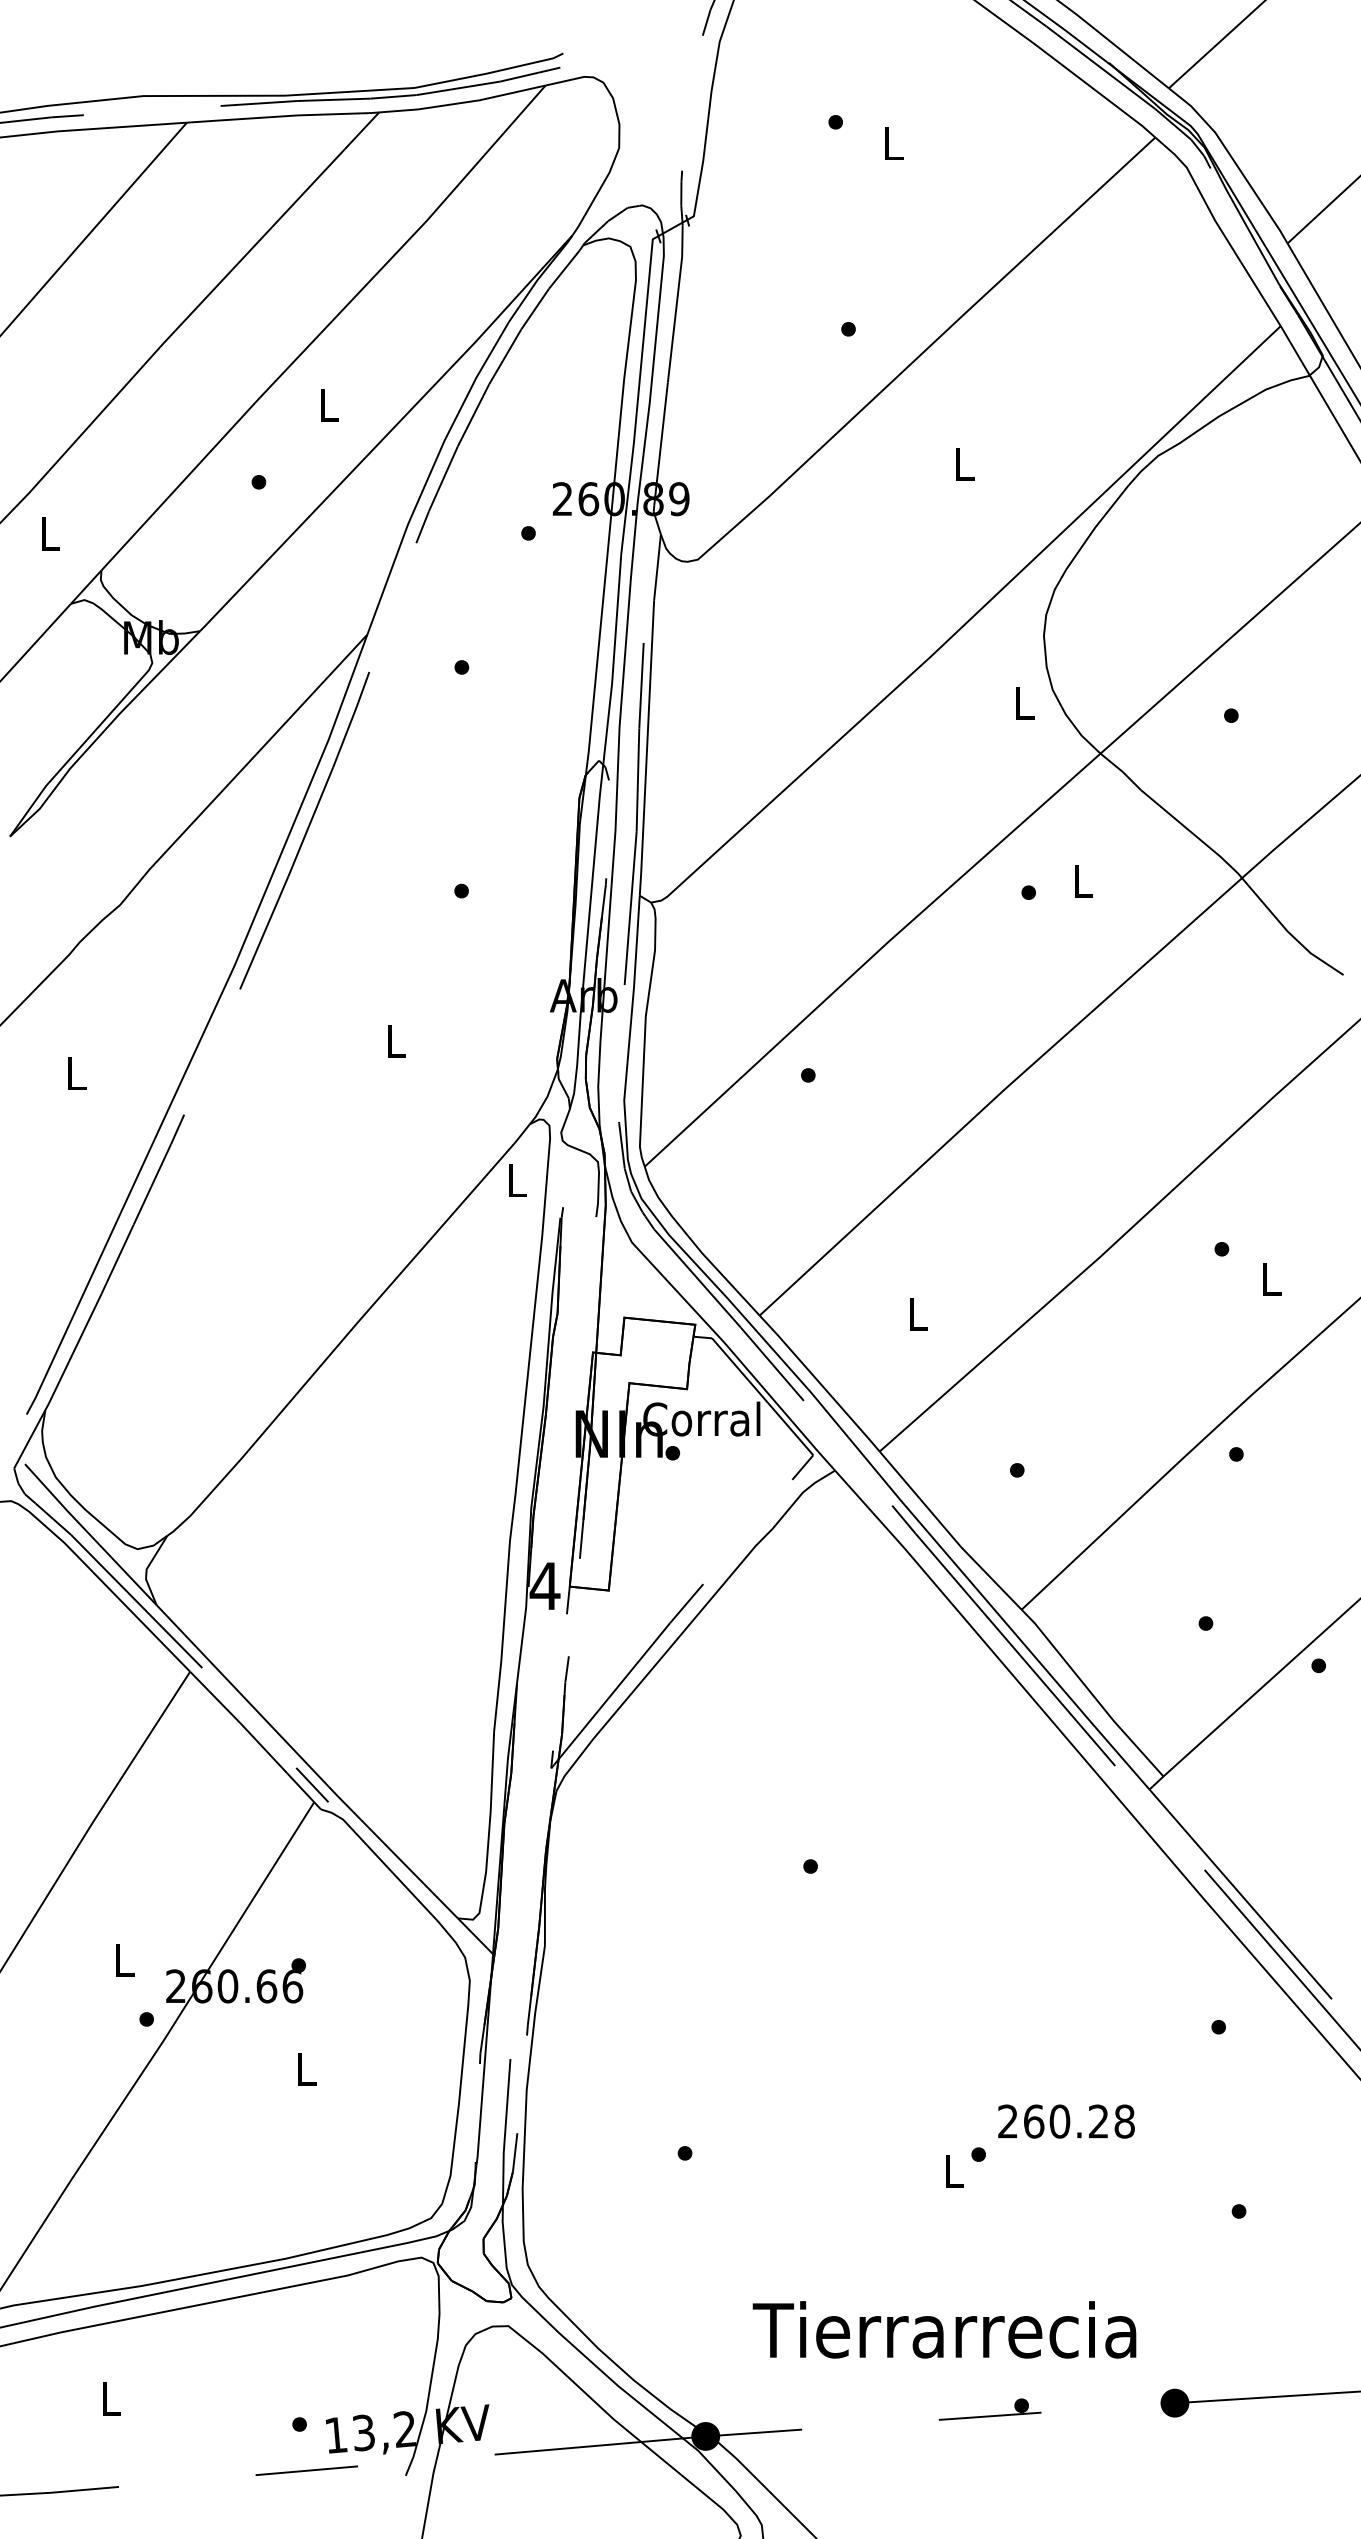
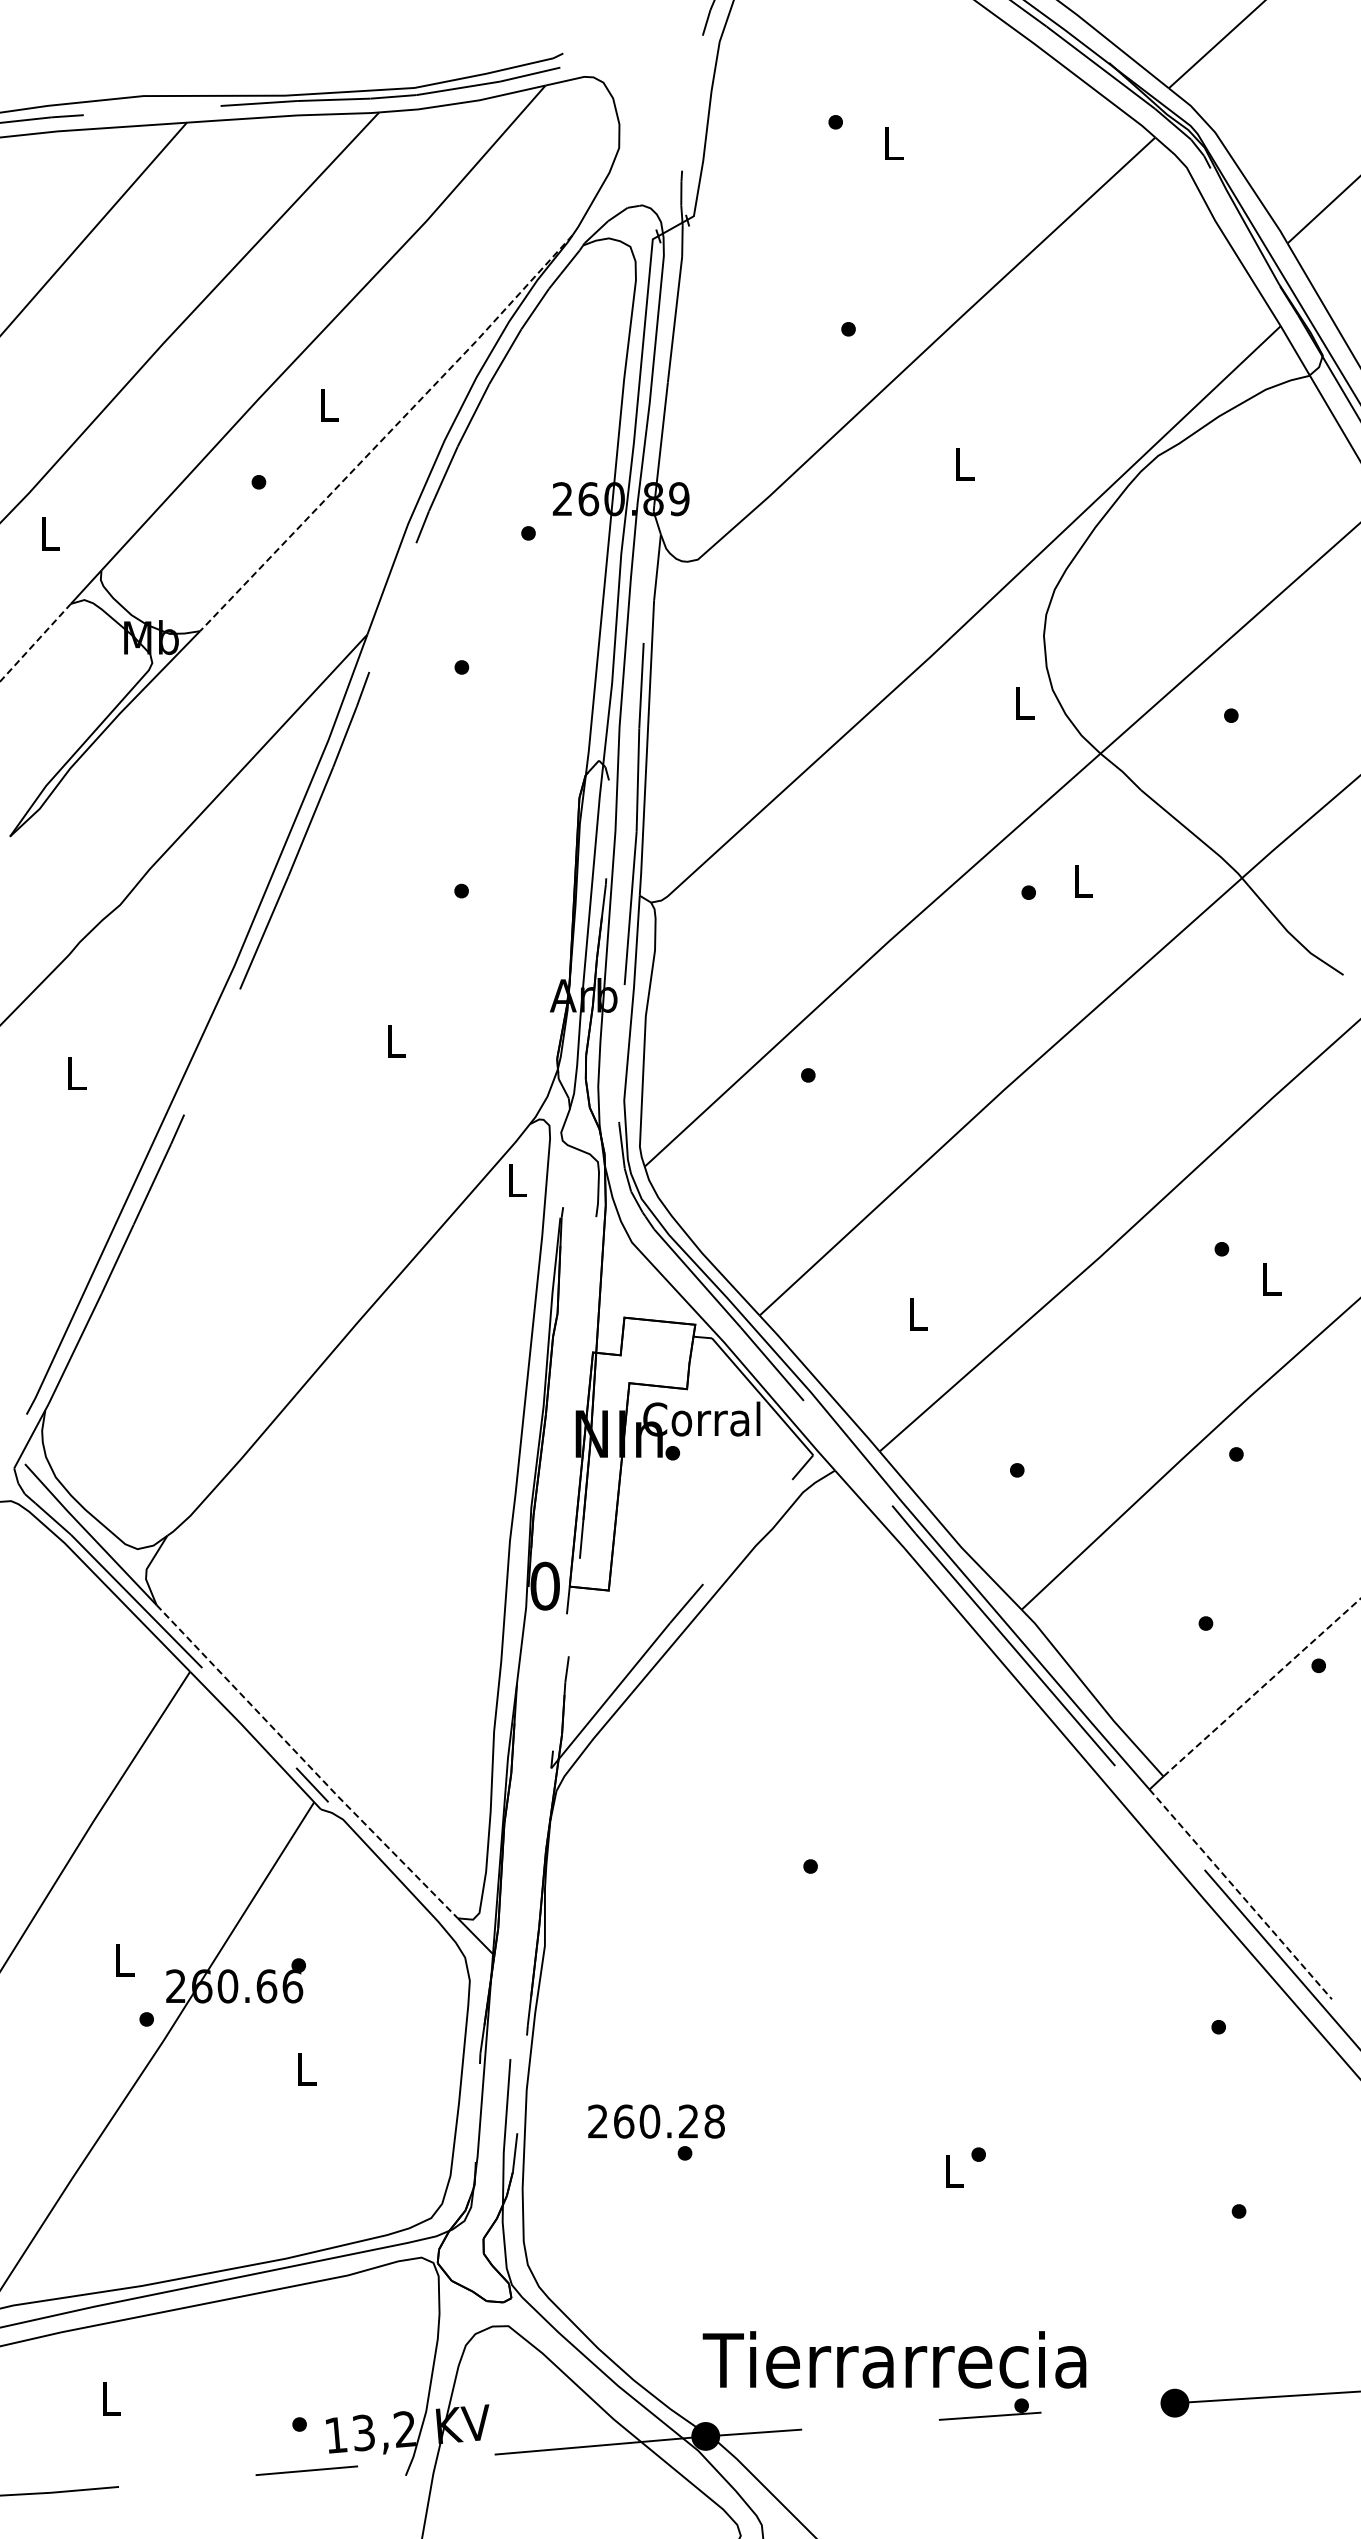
line: solid -> dashed (387, 434)
line: solid -> dashed (35, 642)
text: 4 -> 0 (544, 1585)
line: solid -> dashed (1262, 1687)
line: solid -> dashed (306, 1763)
line: solid -> dashed (1240, 1894)
text position: (1066, 2121) -> (656, 2121) (656, 2121)
text position: (944, 2329) -> (894, 2359) (894, 2359)
